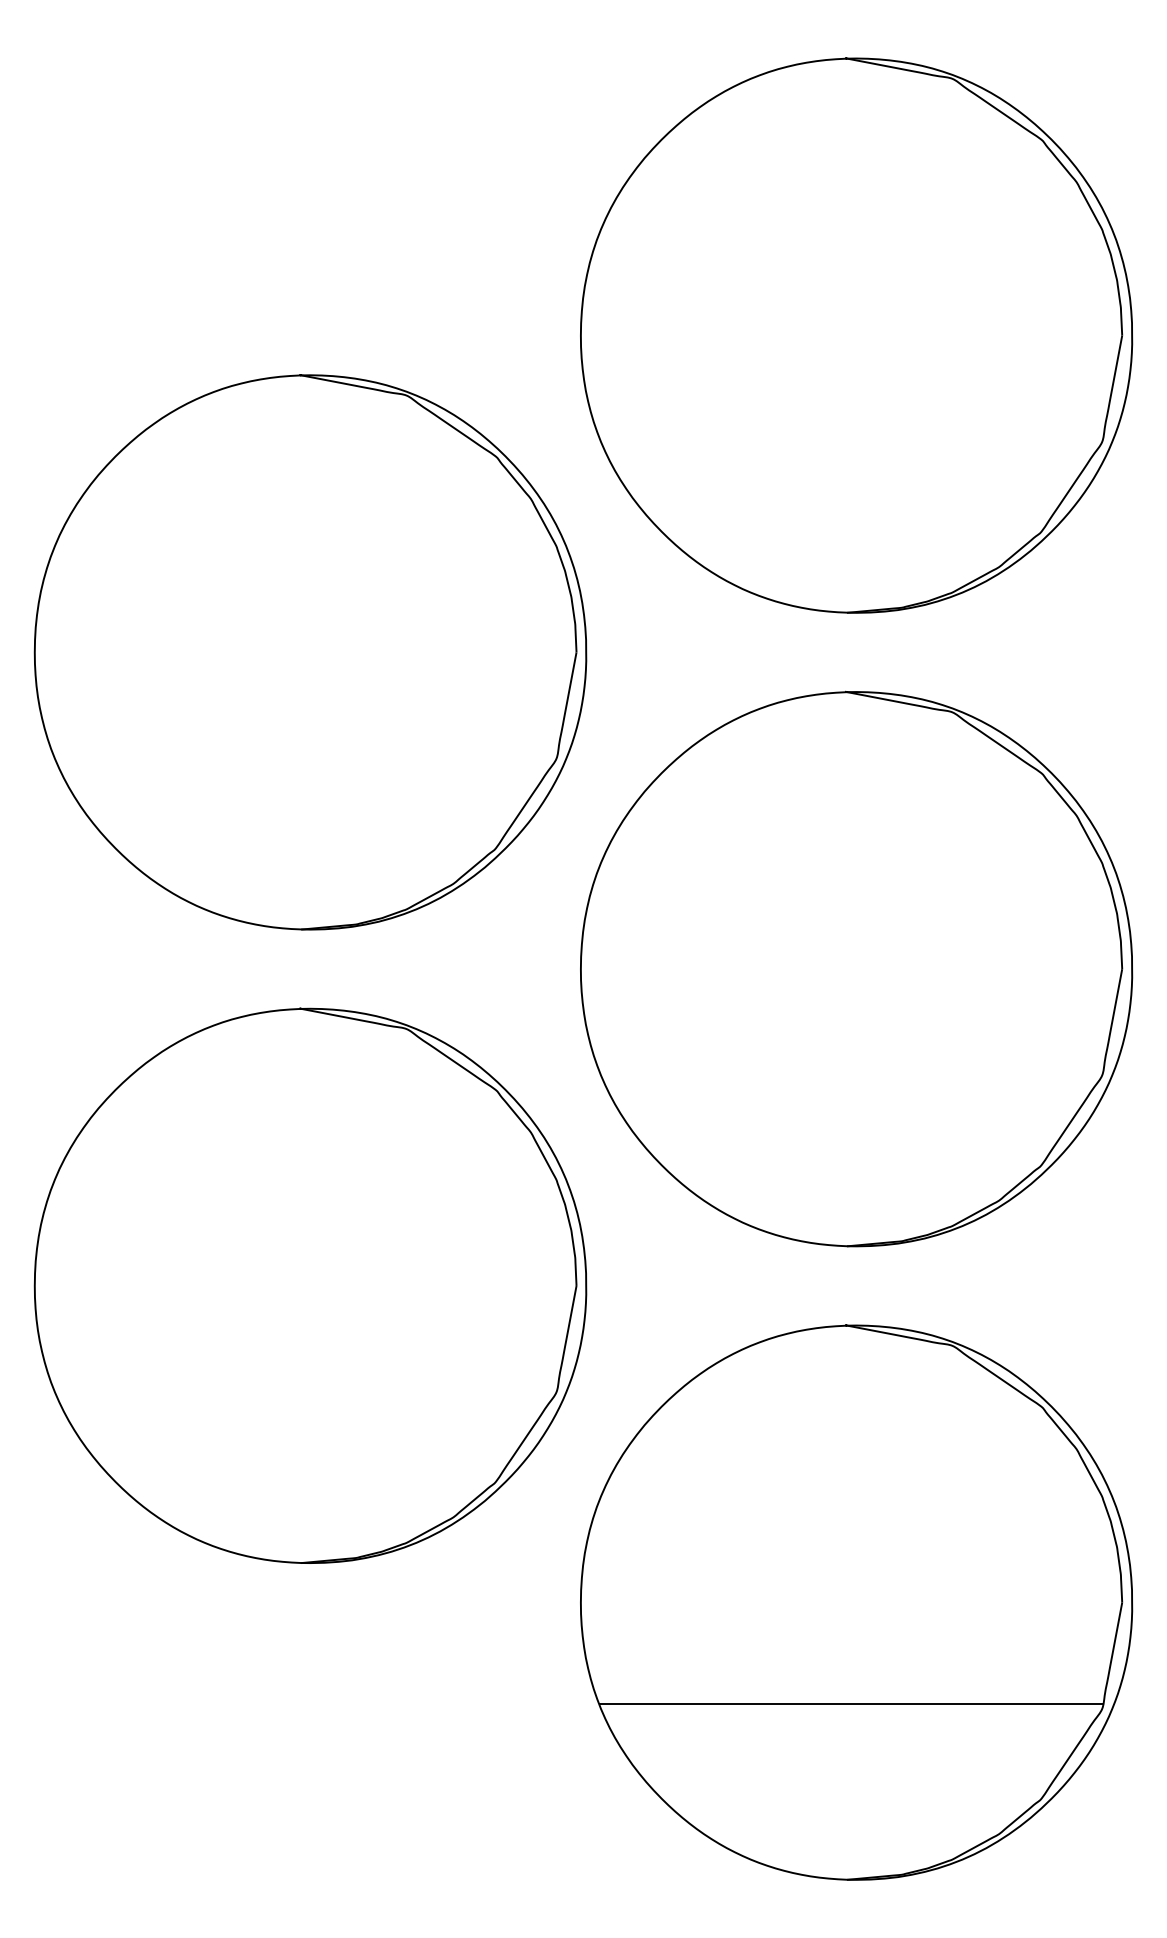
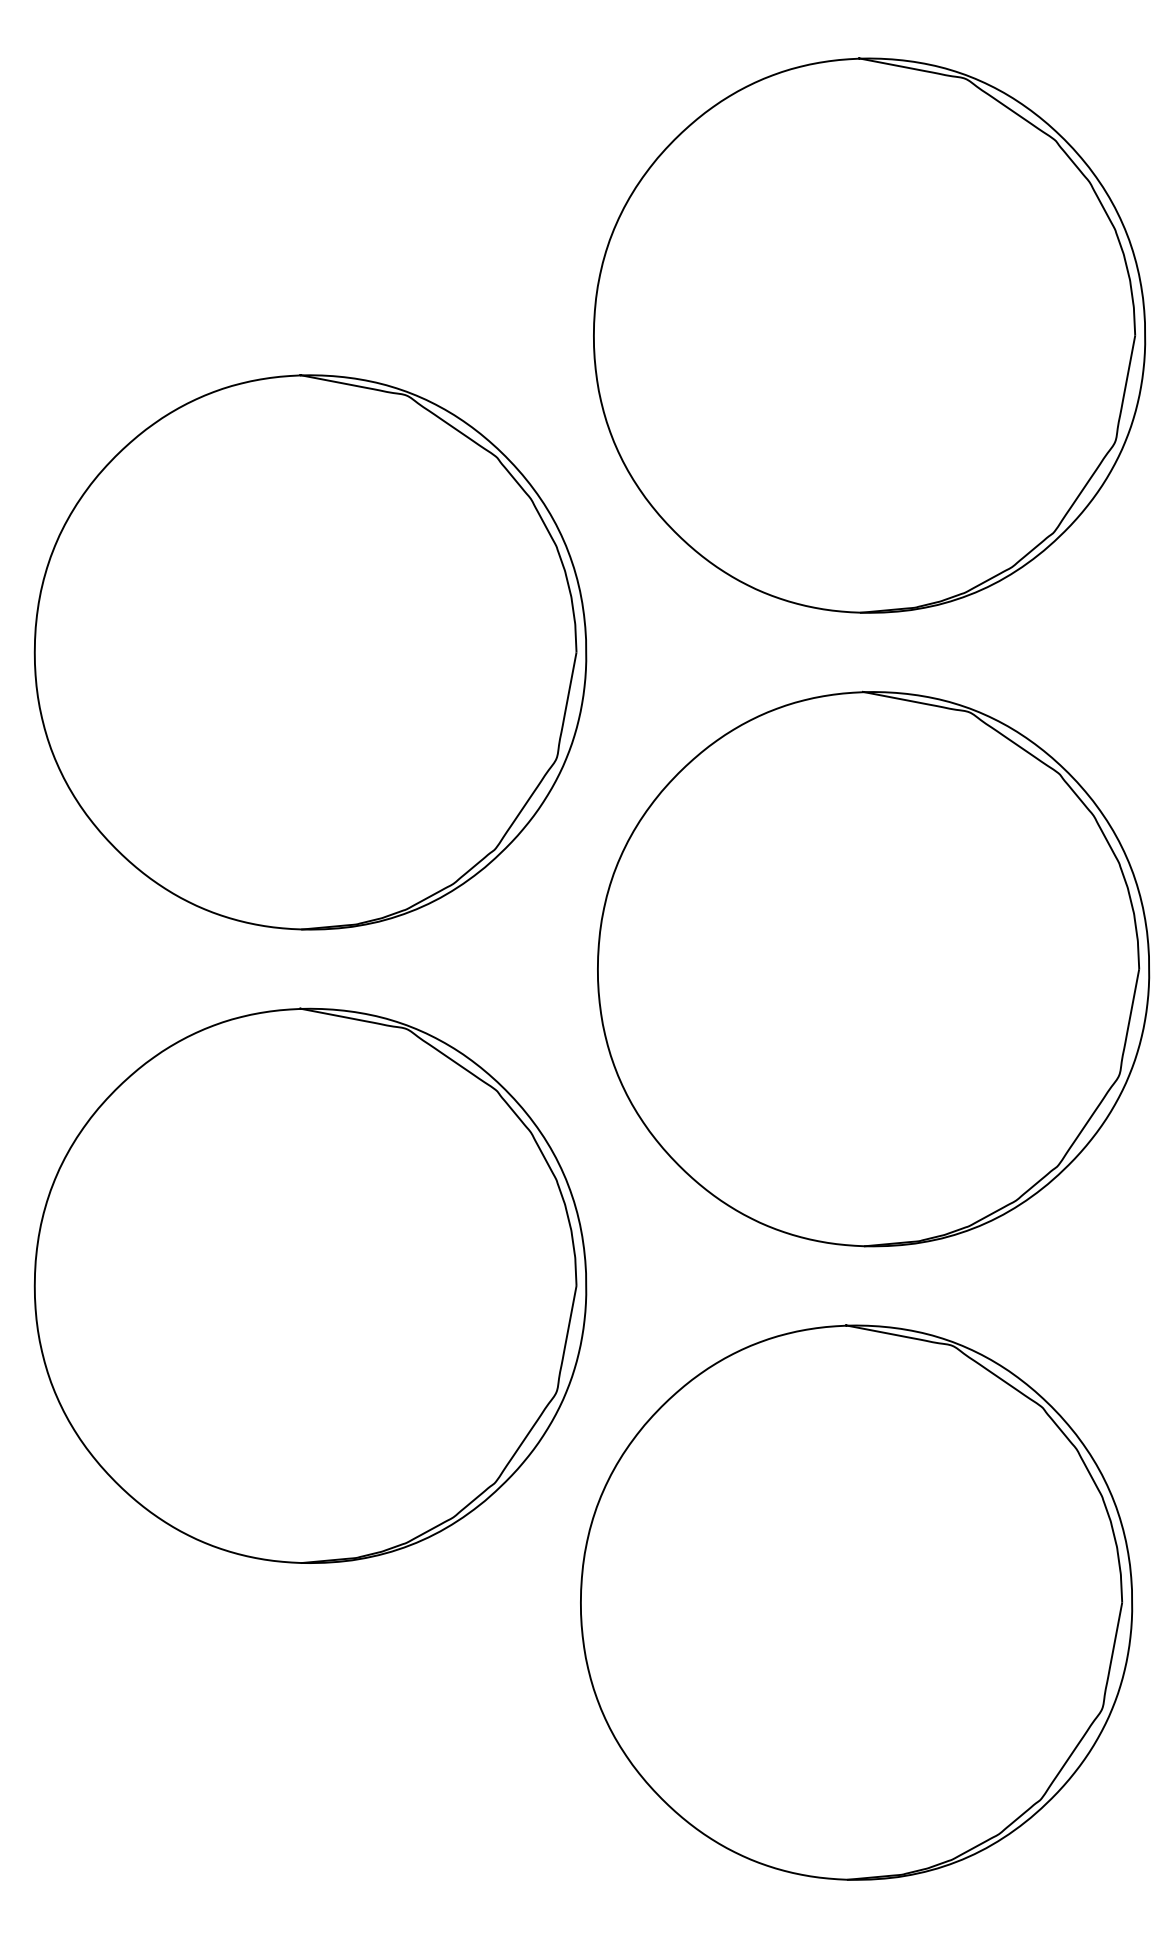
part position: (856, 335) -> (869, 335) (869, 335)
part position: (856, 968) -> (873, 968) (873, 968)
line: present -> none (850, 1703)
